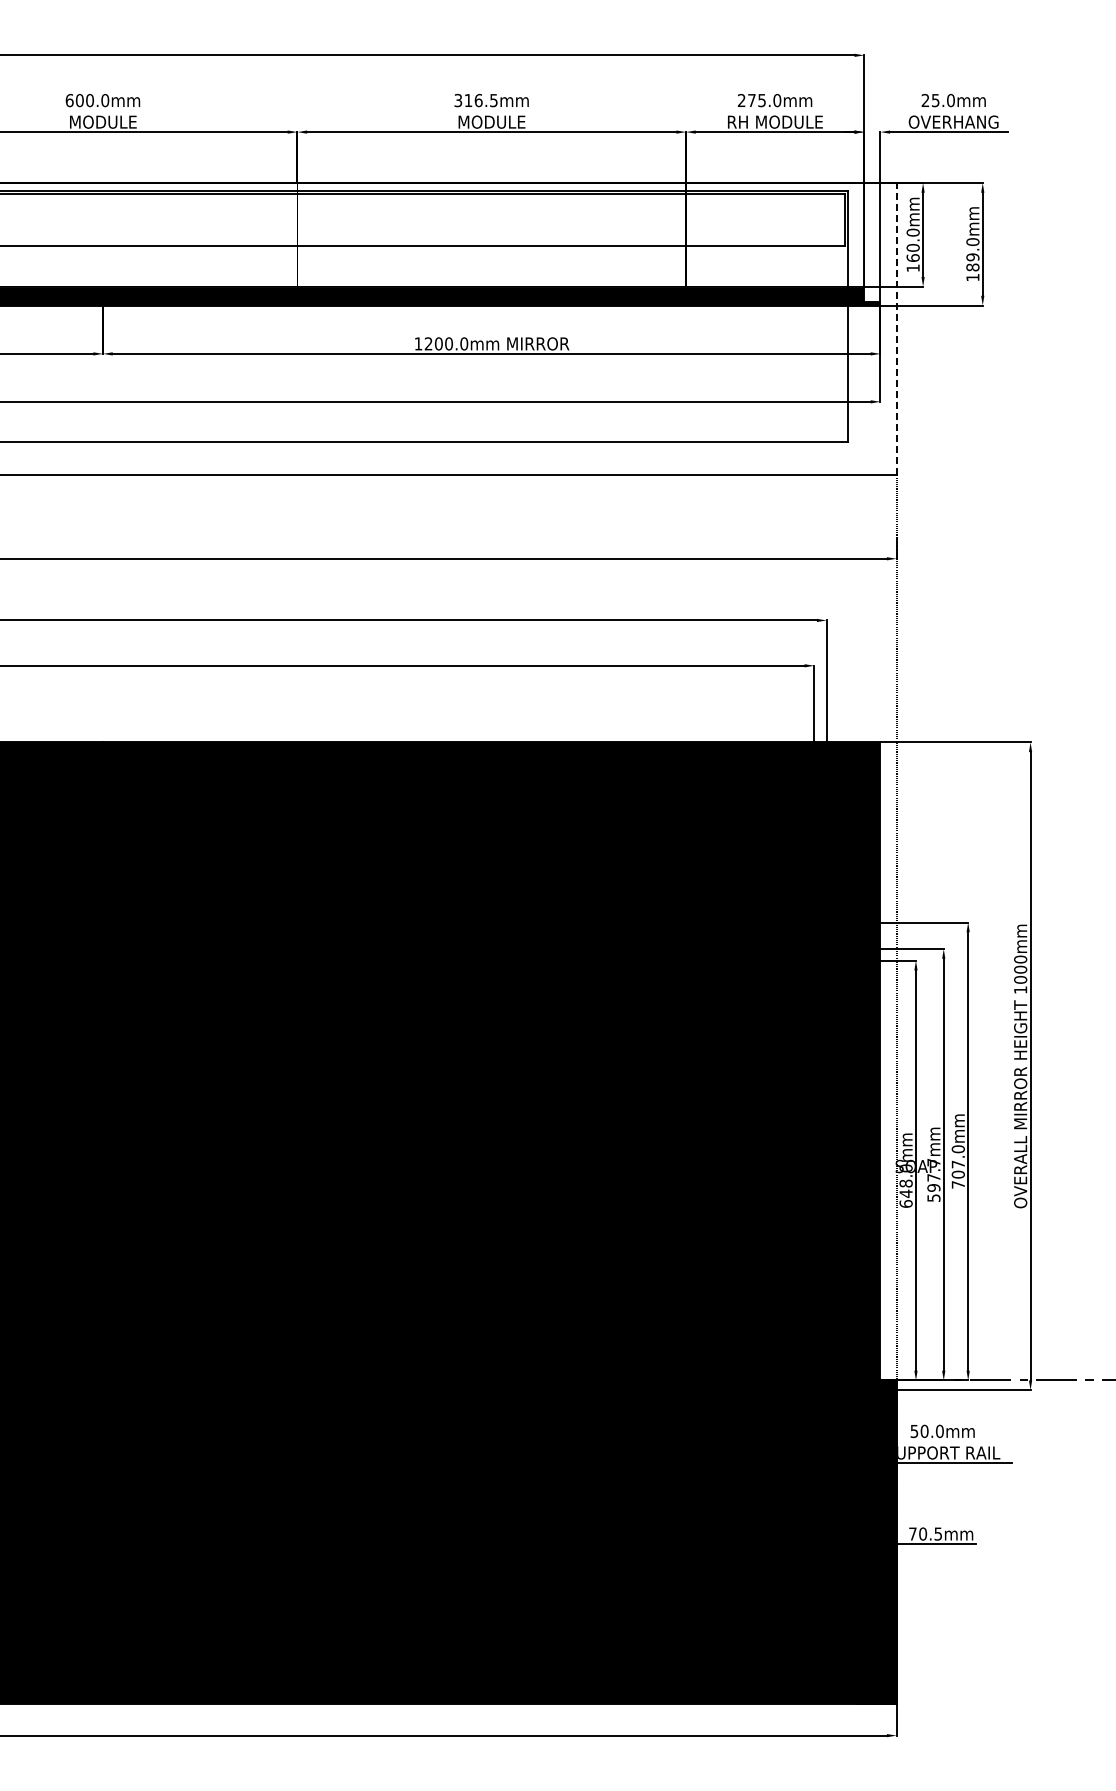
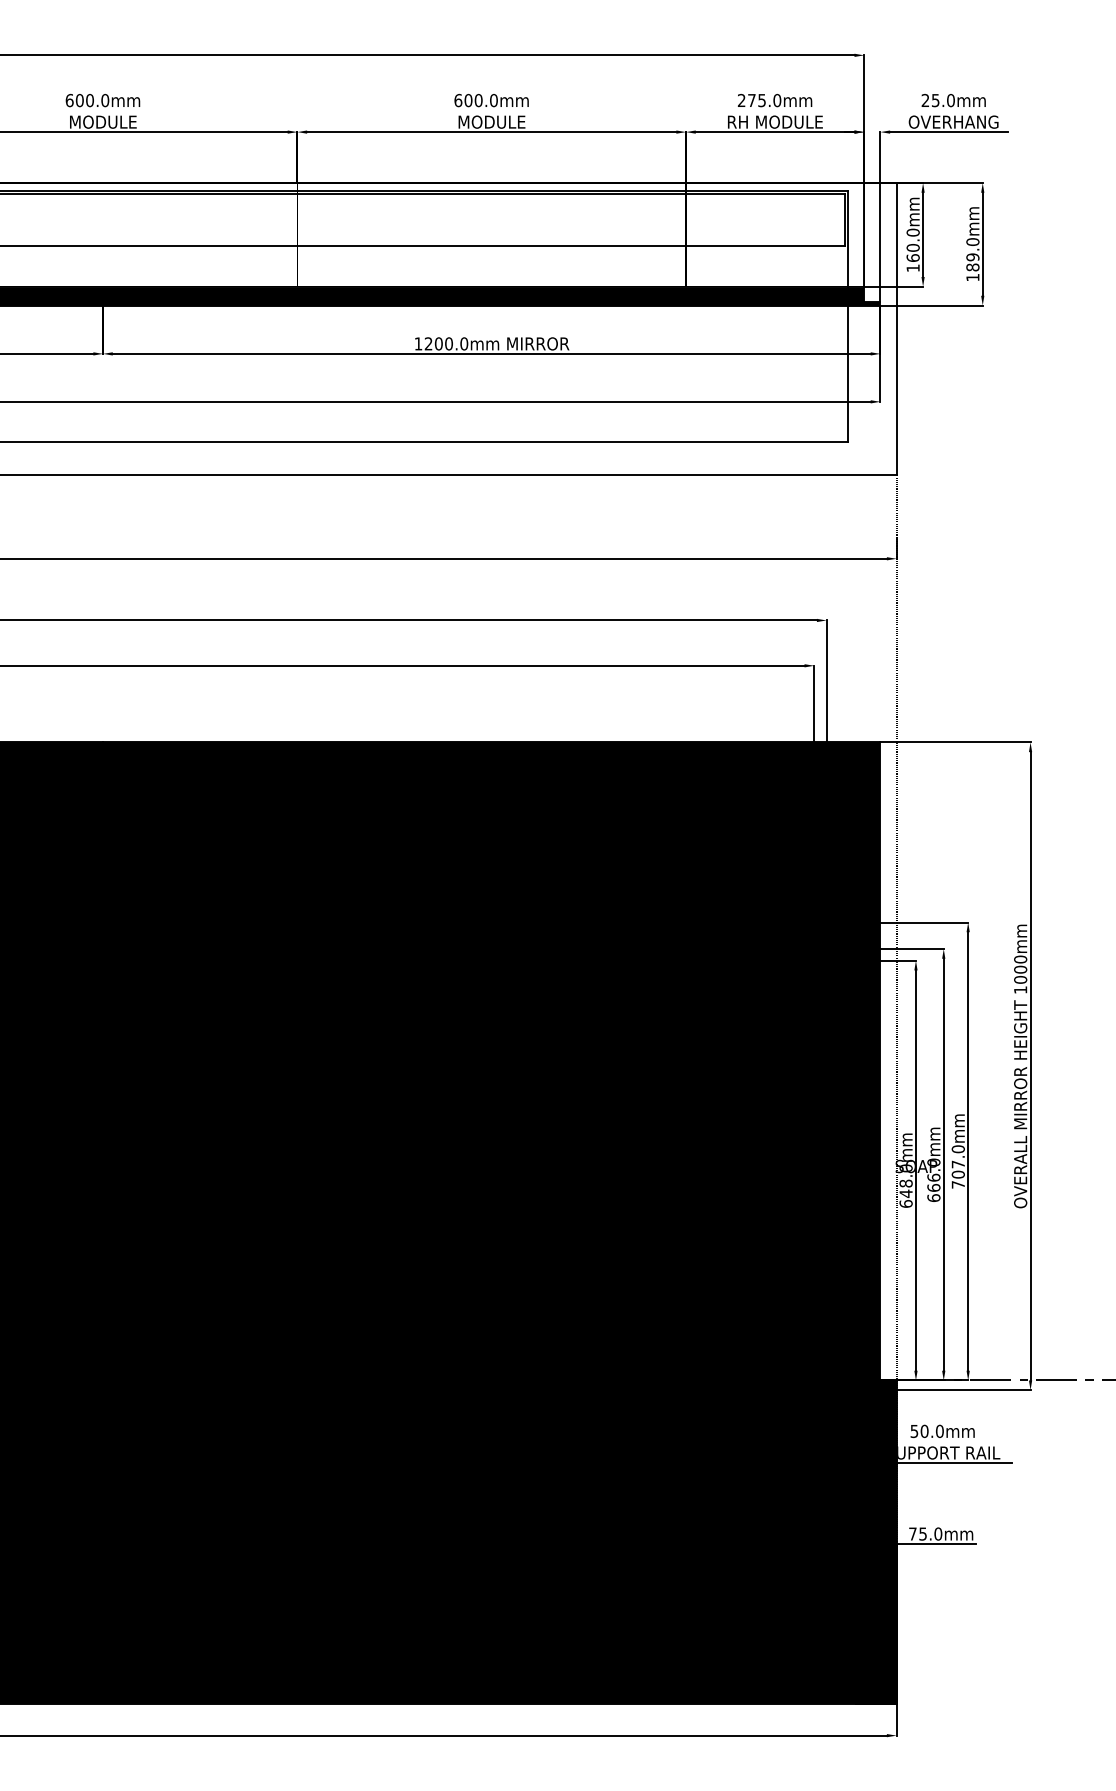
text: 316.5mm -> 600.0mm (475, 100)
line: dashed -> solid (896, 328)
text: 597.7mm -> 666.0mm (933, 1179)
text: 70.5mm -> 75.0mm (930, 1533)
